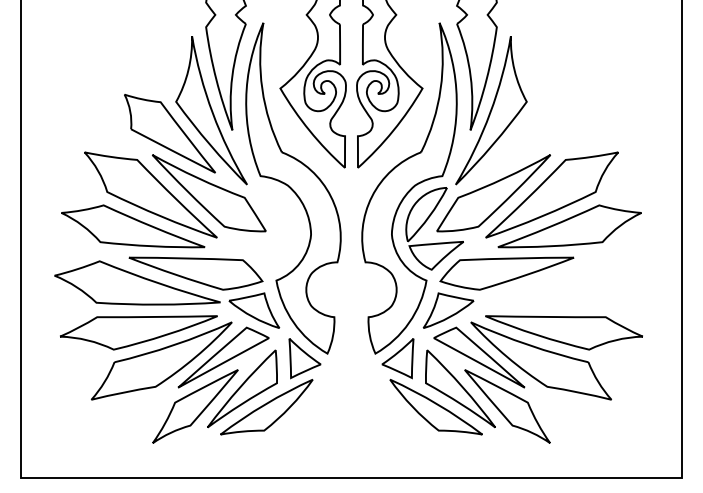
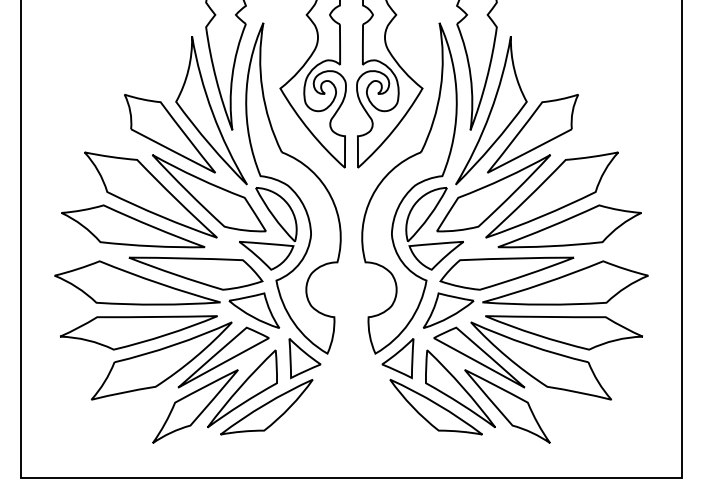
part: none -> present (532, 133)
part: none -> present (276, 222)
part: none -> present (565, 282)
